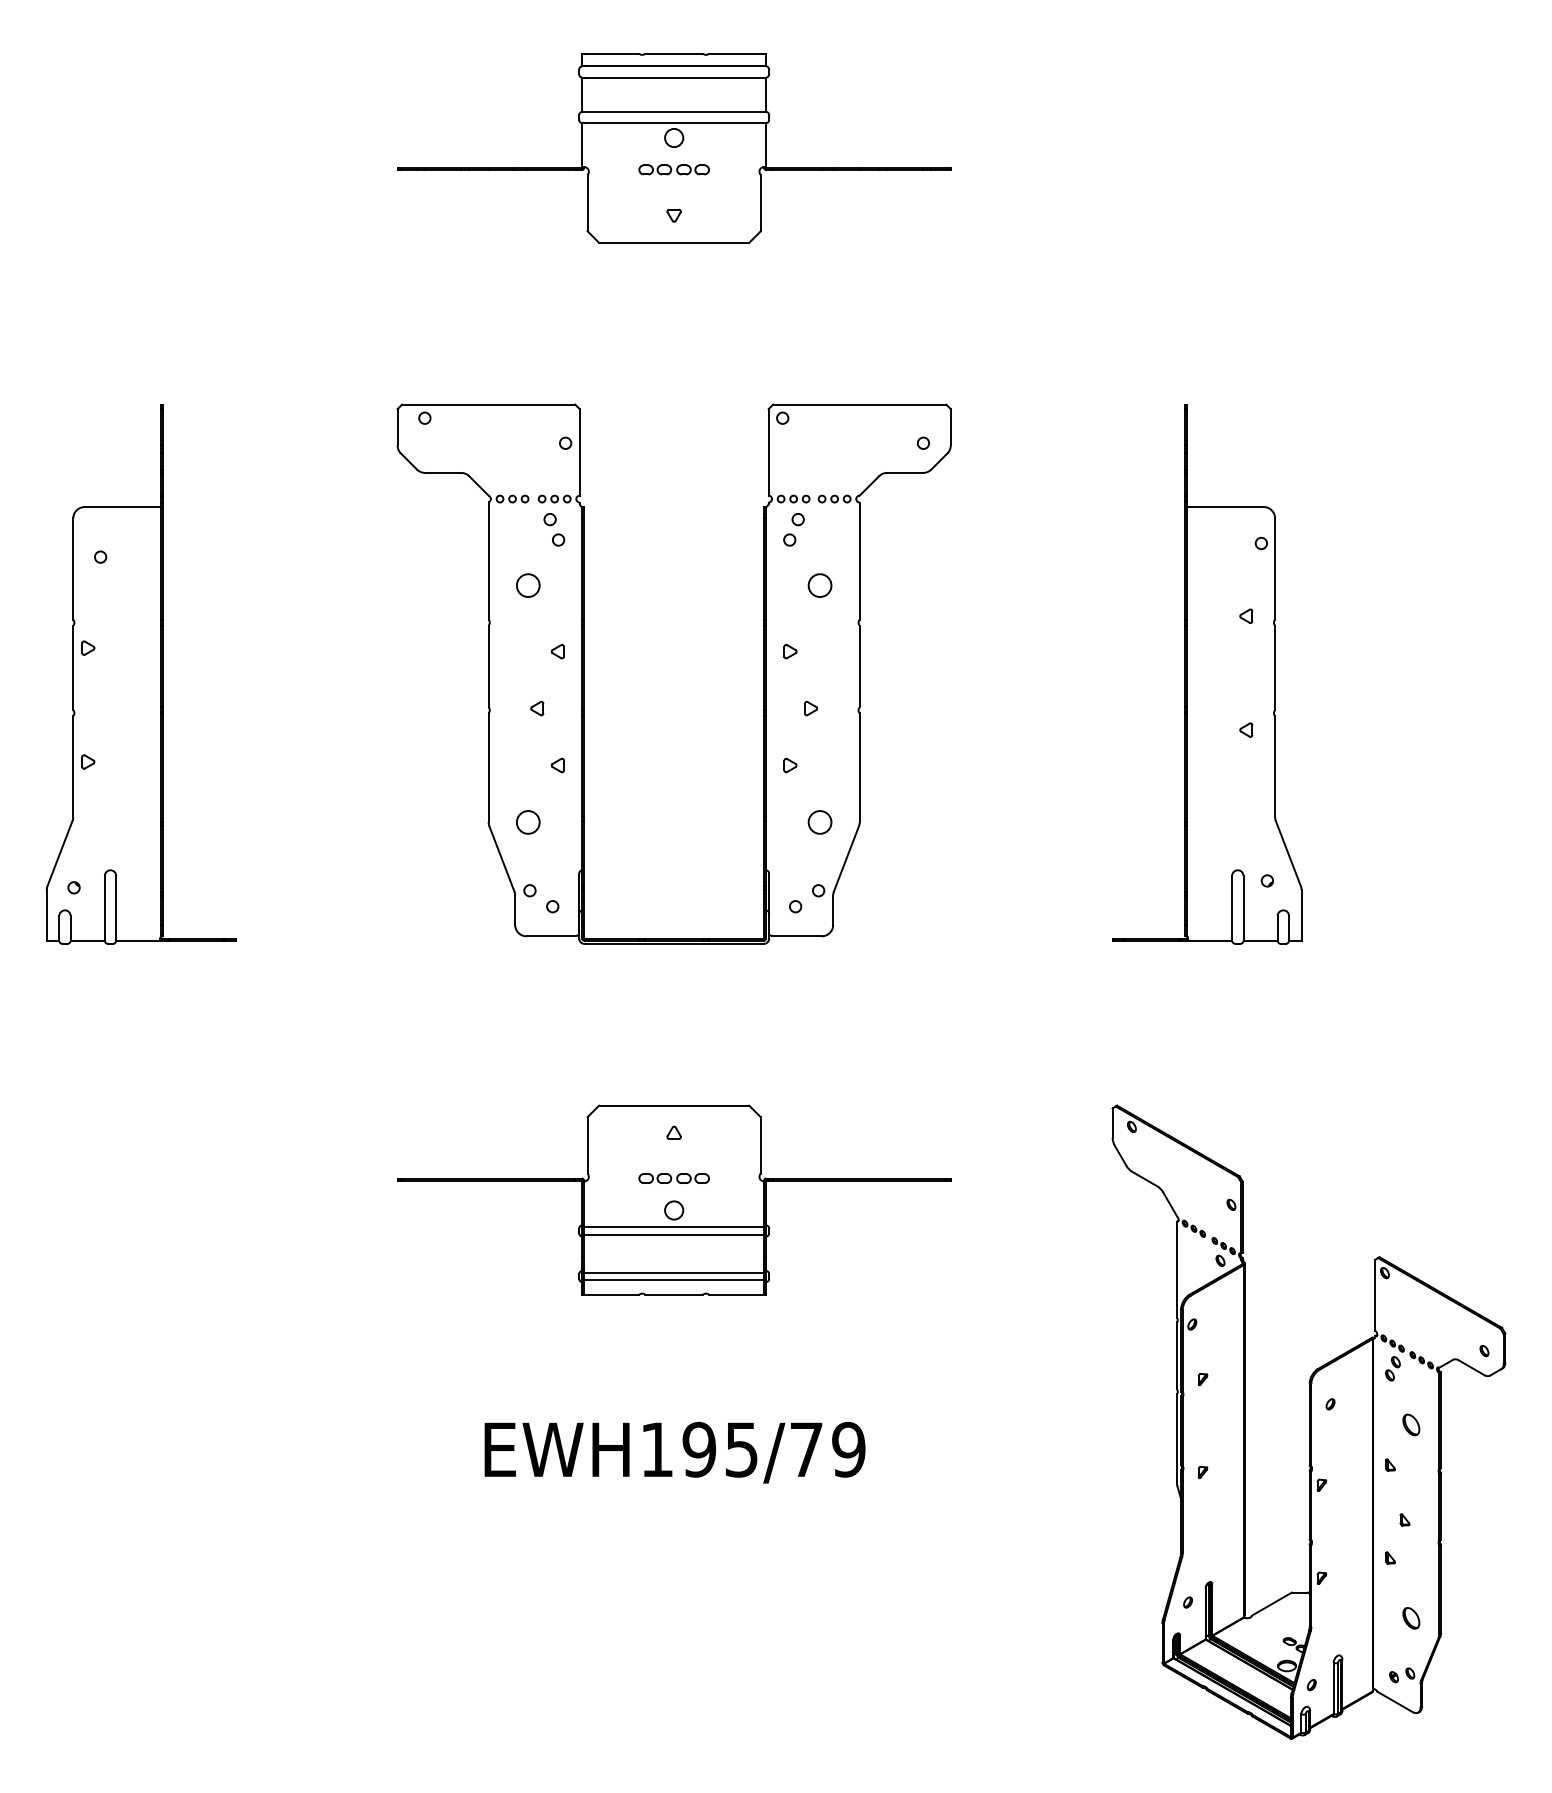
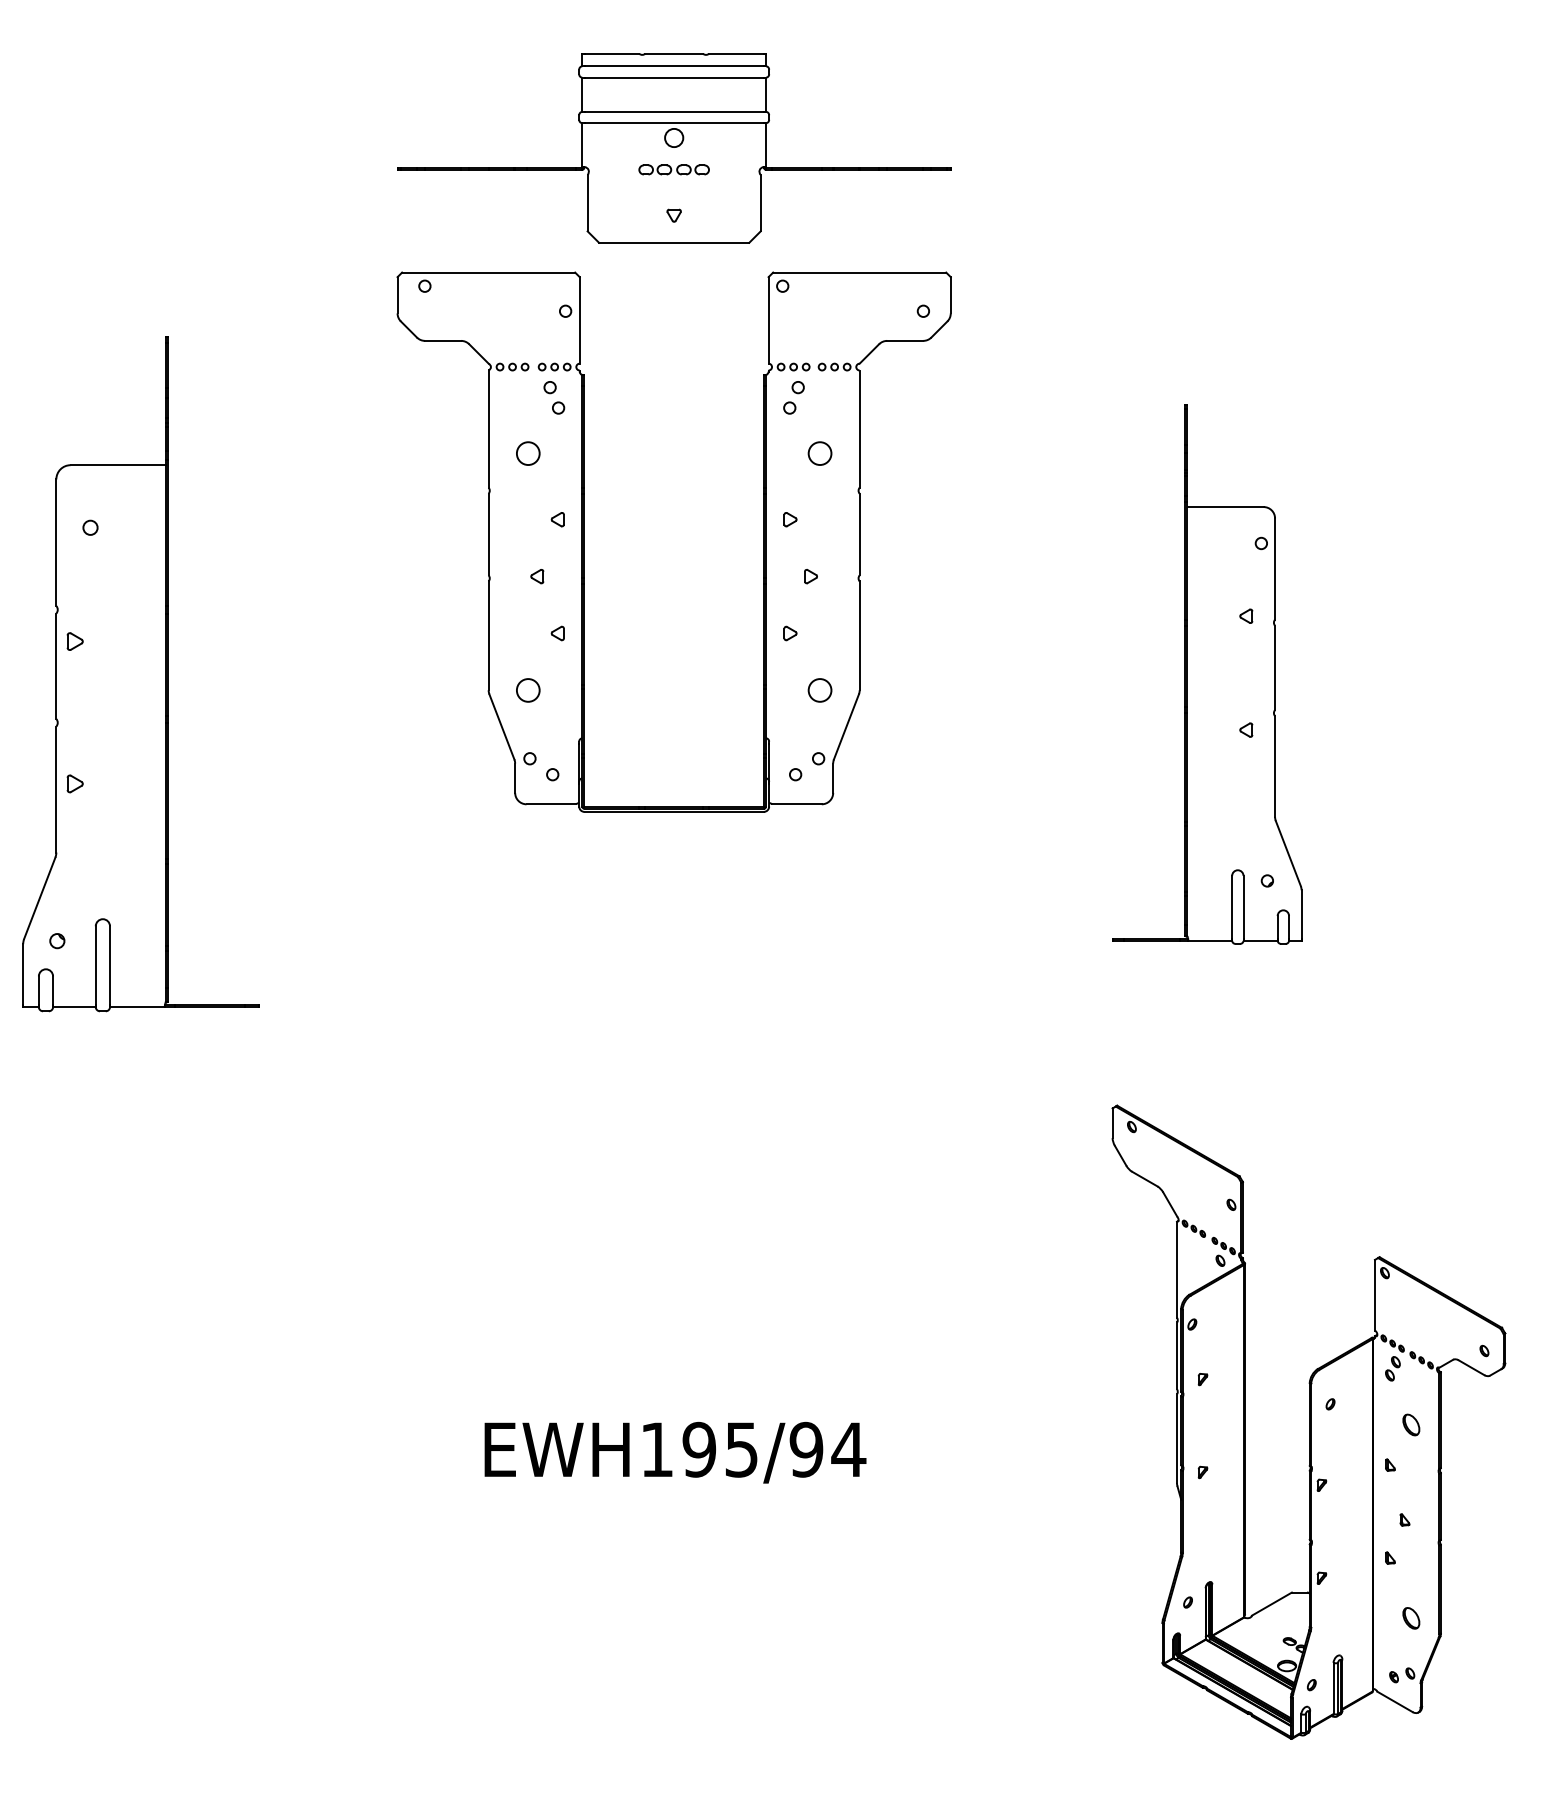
part position: (584, 673) -> (584, 541) (584, 541)
part size: 192x541 px -> 238x677 px (140, 674)
part: present -> none (674, 1199)
text: EWH195/79 -> EWH195/94 (827, 1449)
